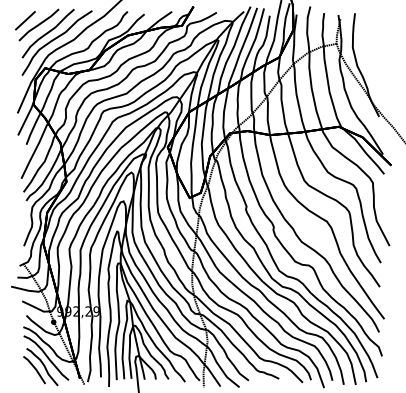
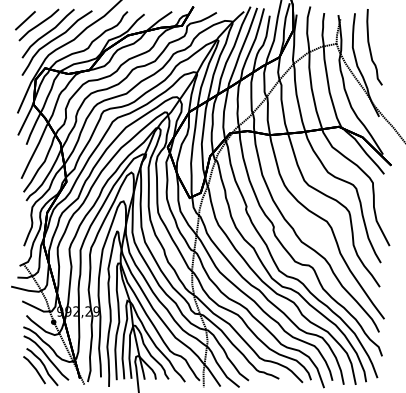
curve: none -> present (370, 47)
